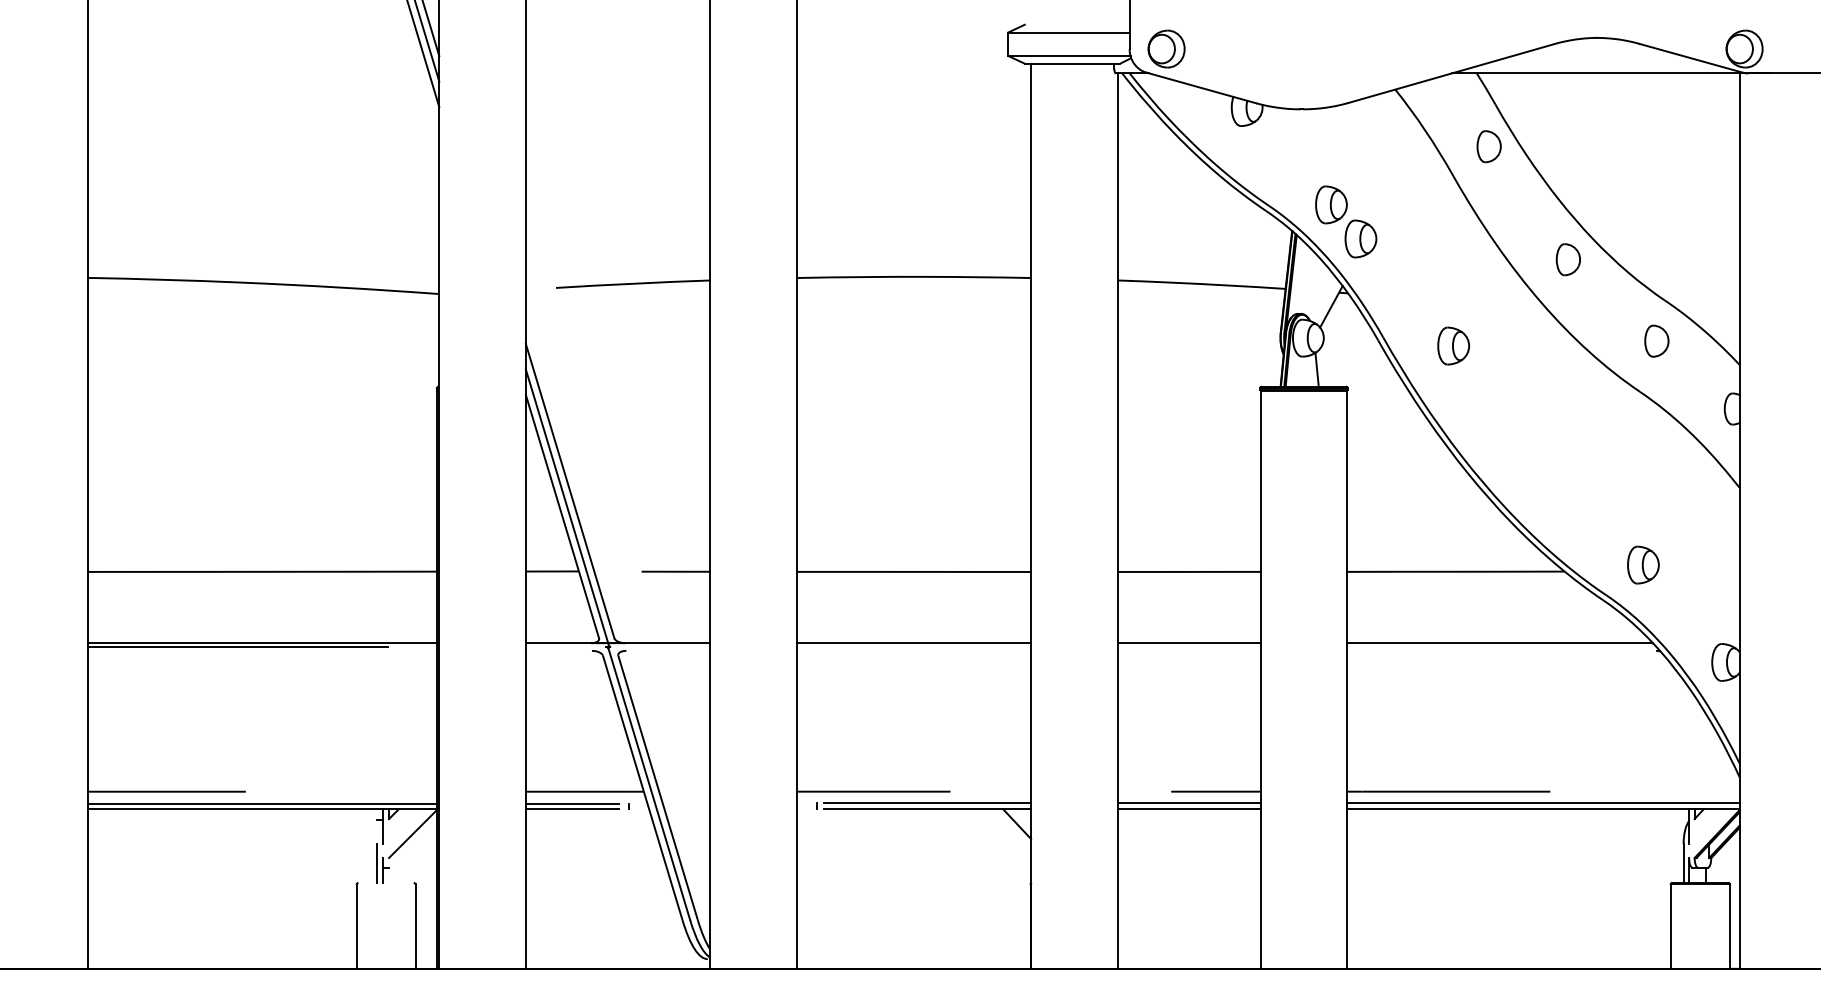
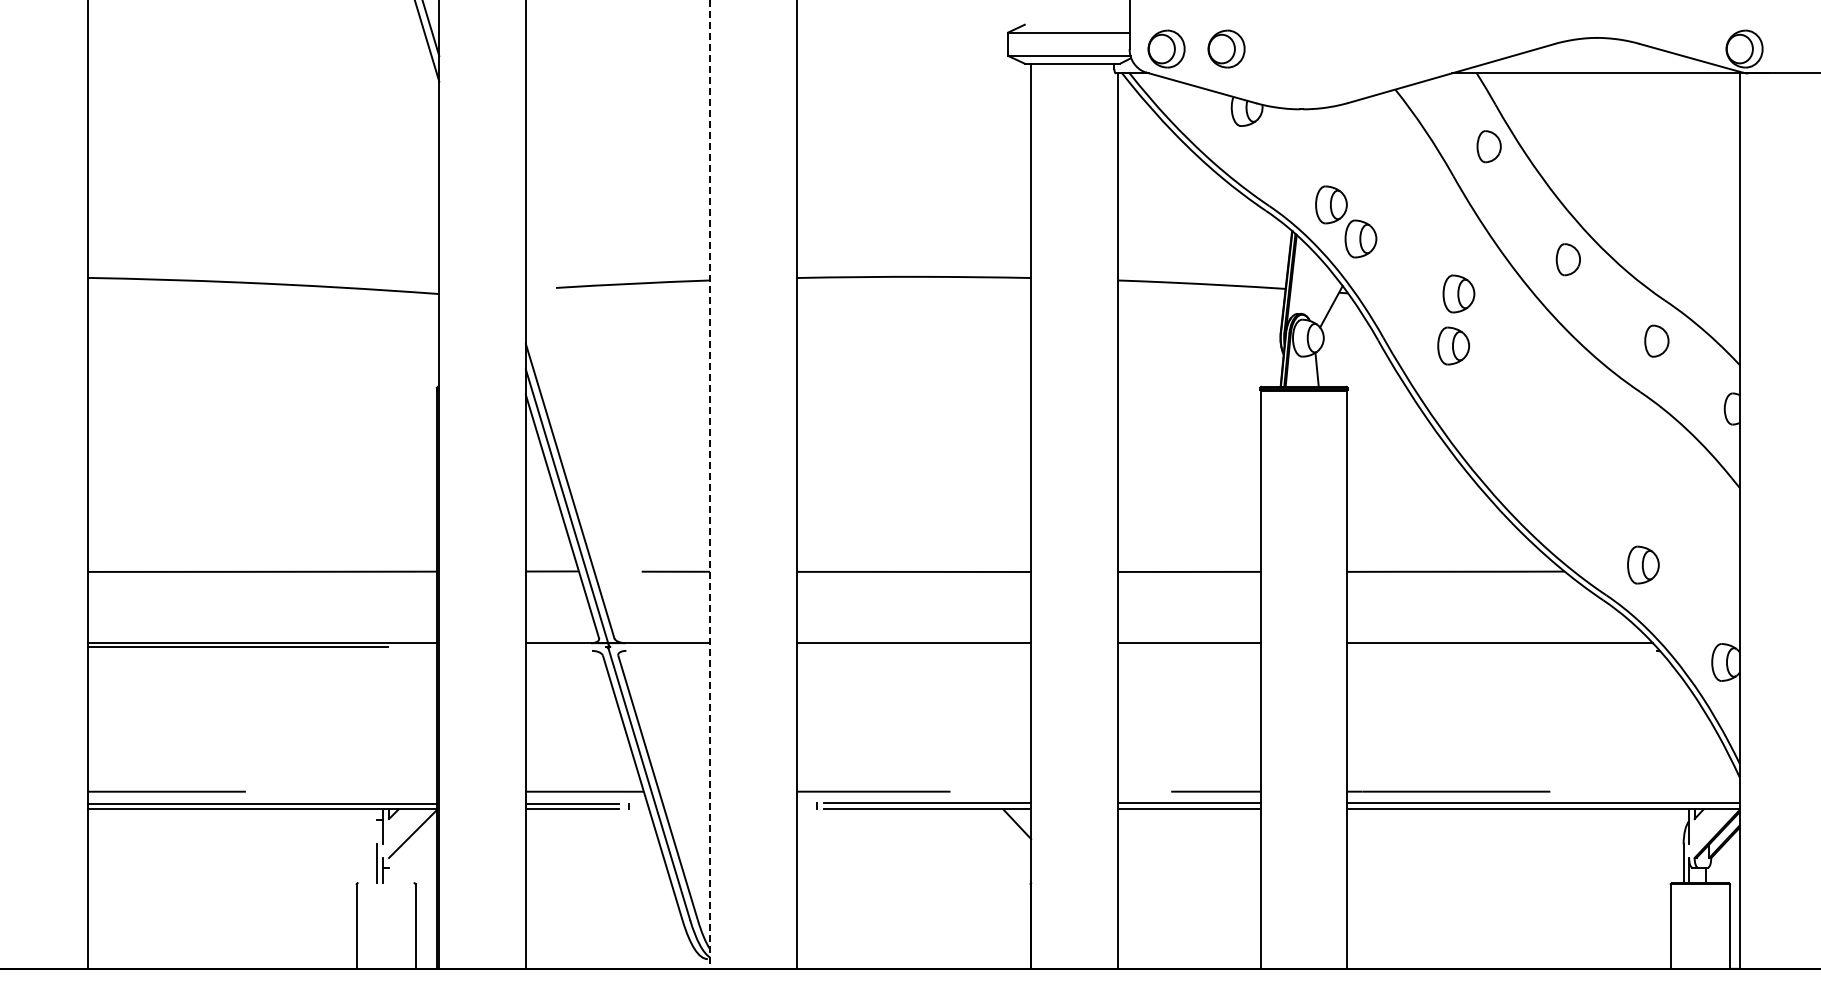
part: none -> present (1226, 48)
line: present -> none (423, 54)
part: none -> present (1458, 293)
line: solid -> dashed (709, 485)
